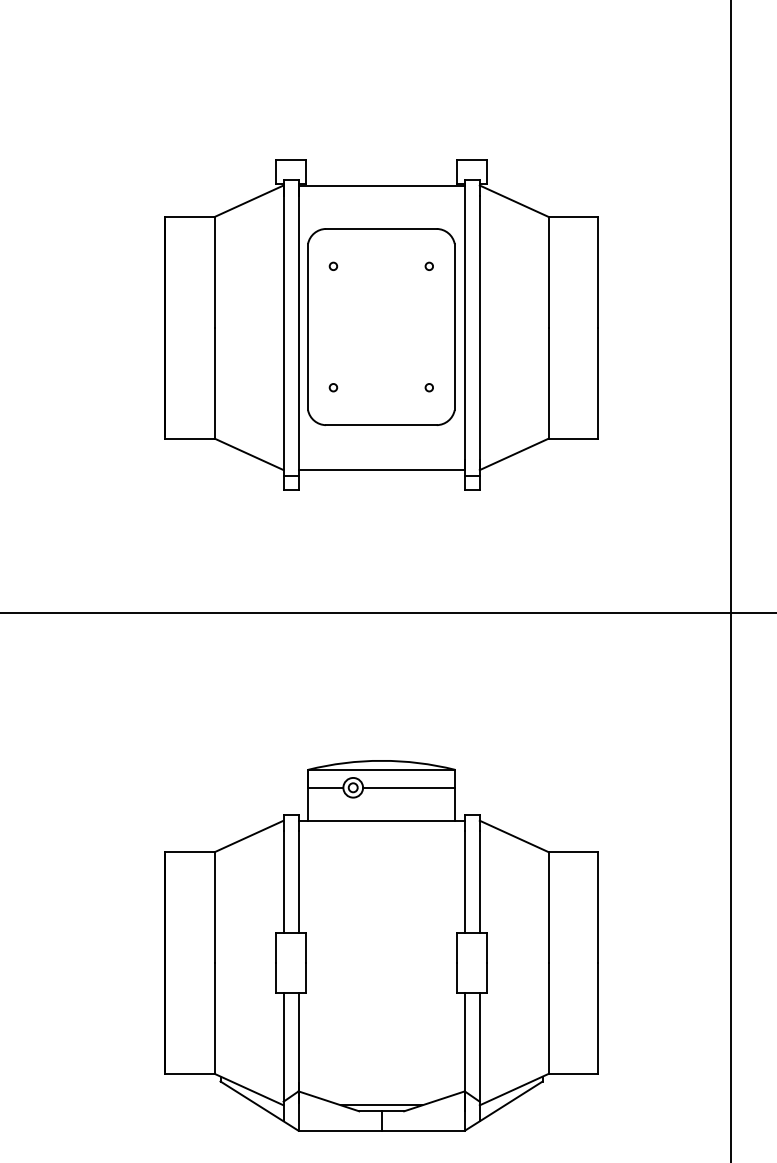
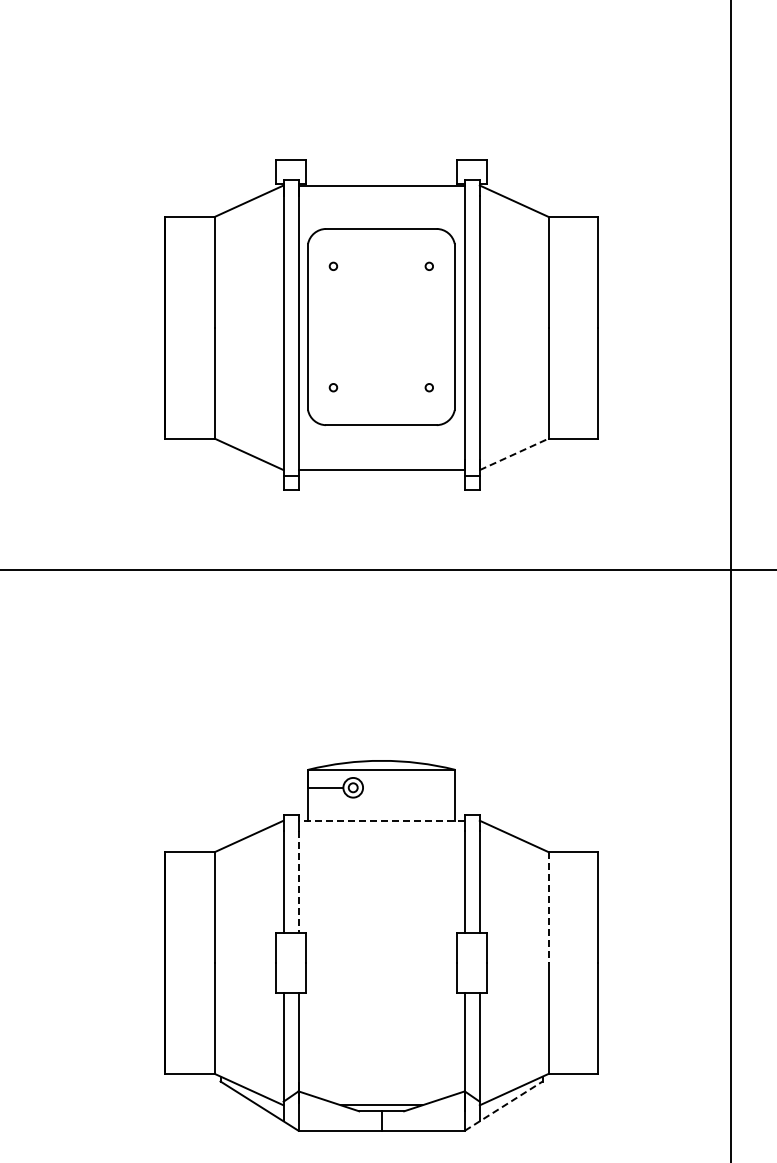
line: solid -> dashed (514, 454)
line position: (387, 613) -> (387, 570) (387, 570)
line: present -> none (408, 787)
line: solid -> dashed (381, 820)
line: solid -> dashed (298, 882)
line: solid -> dashed (548, 908)
line: solid -> dashed (504, 1105)
